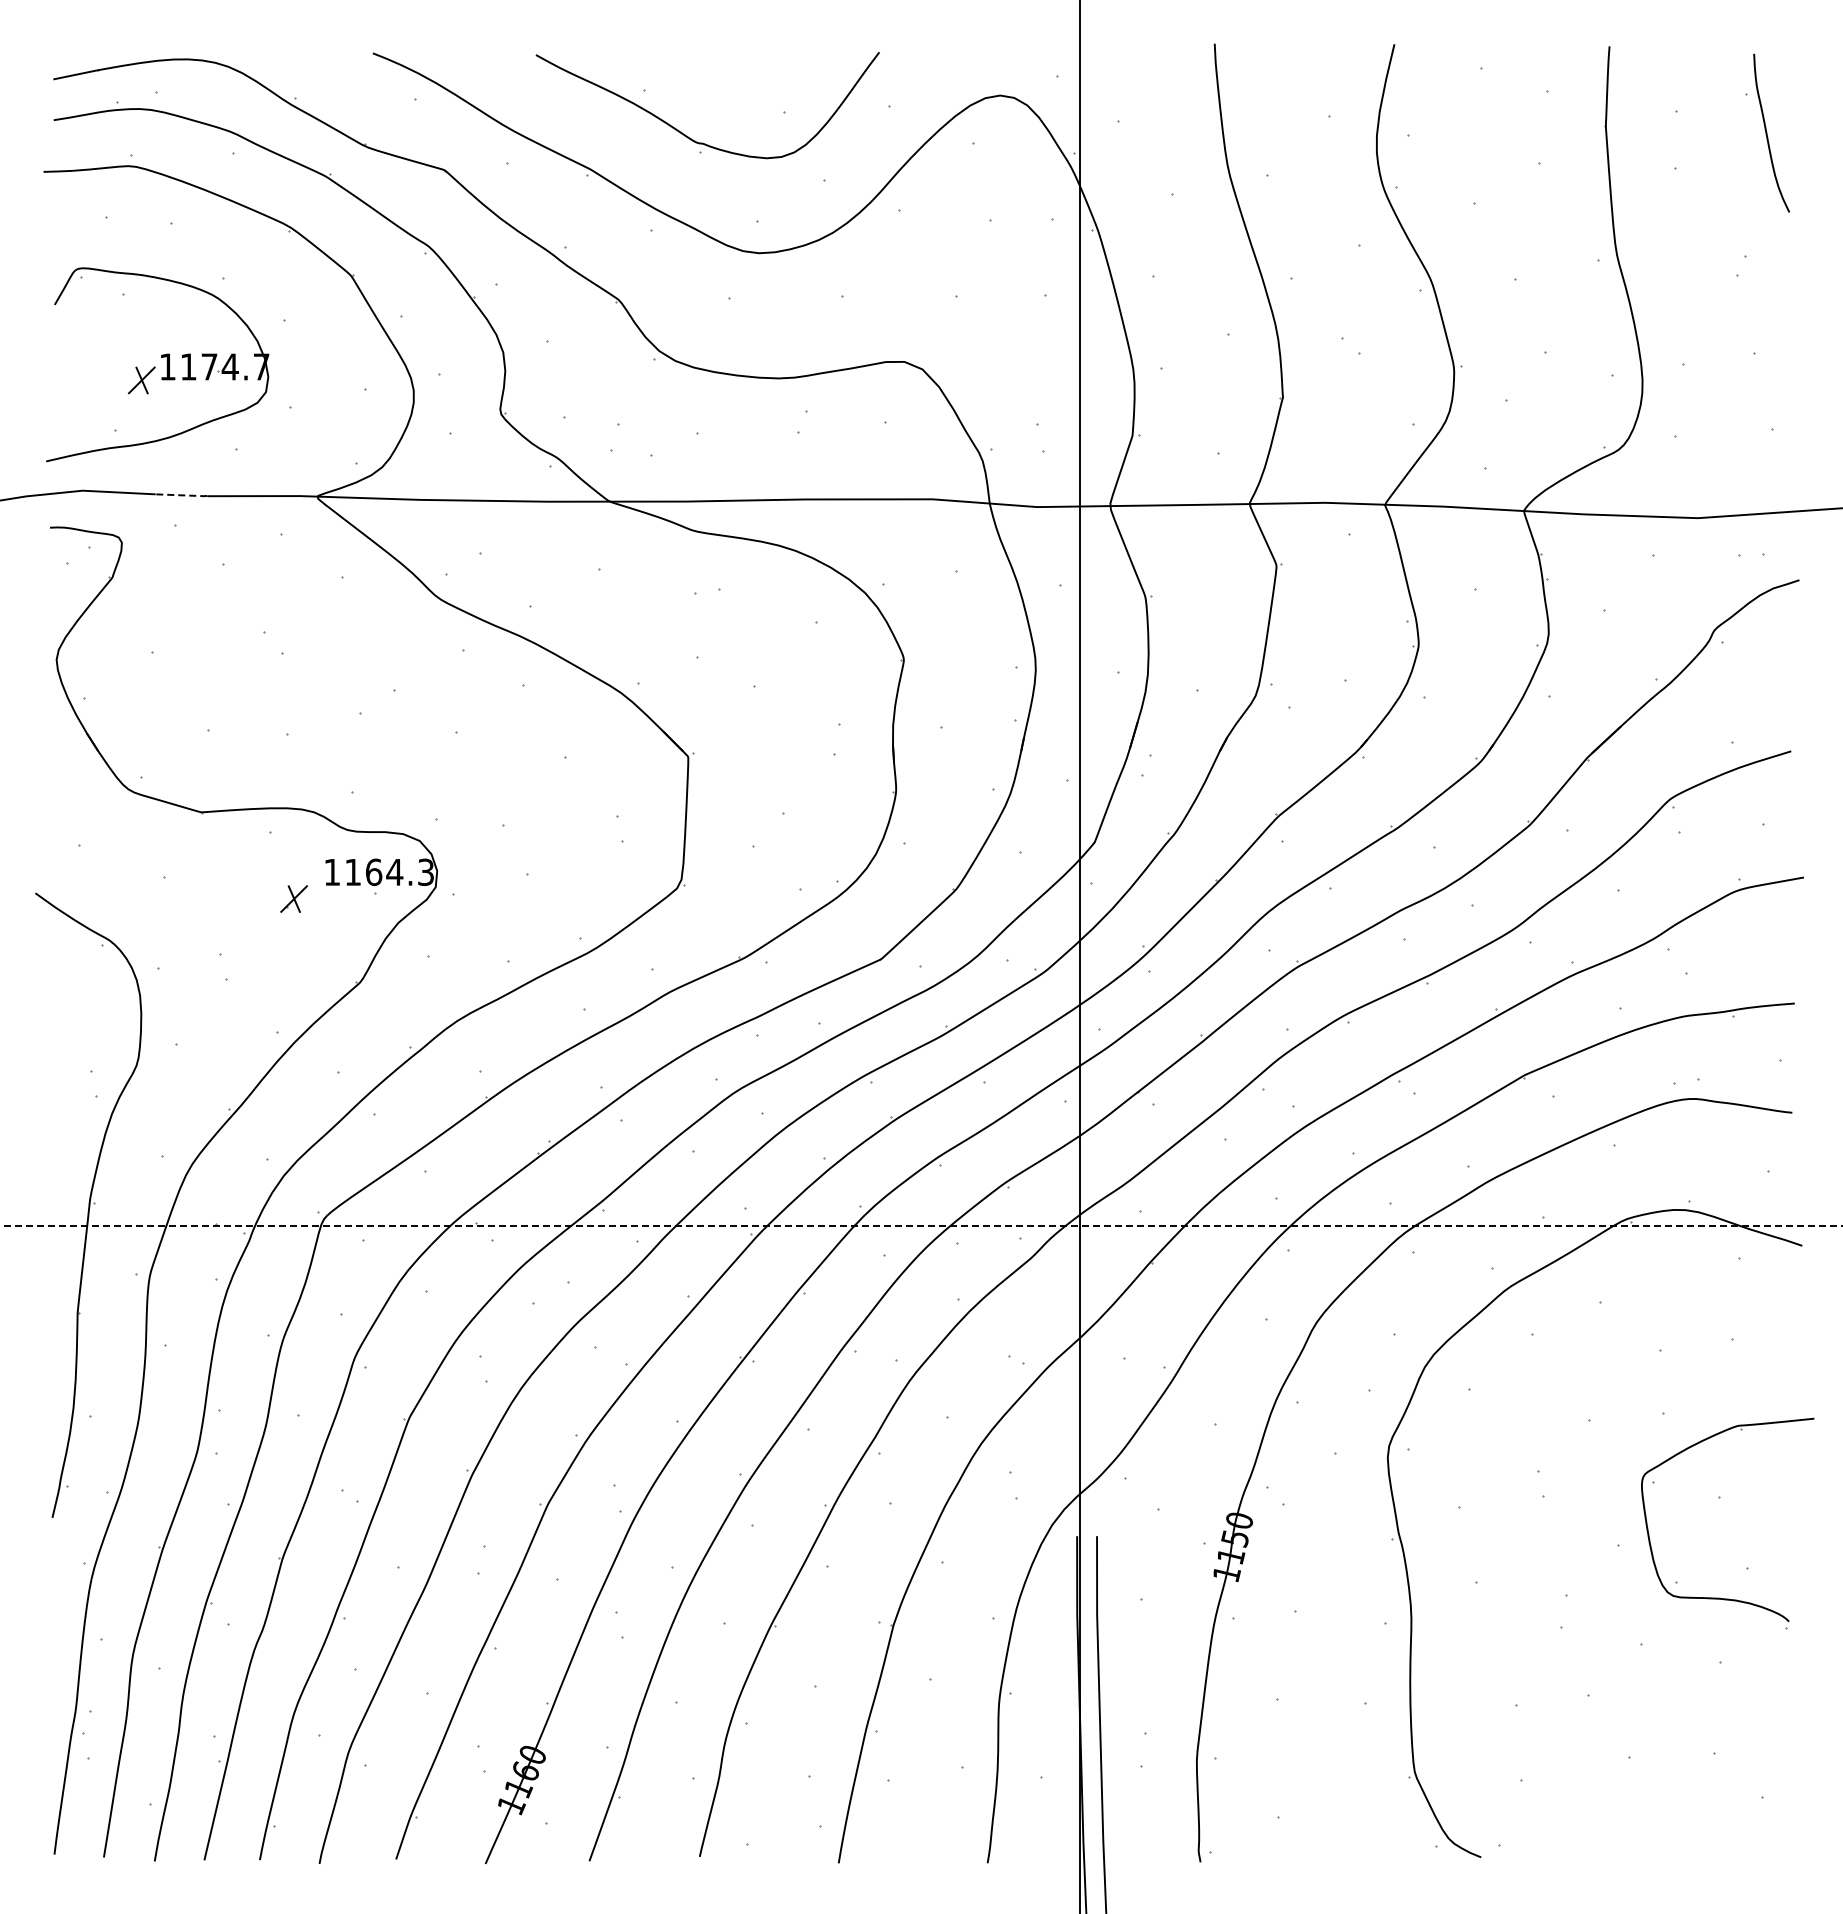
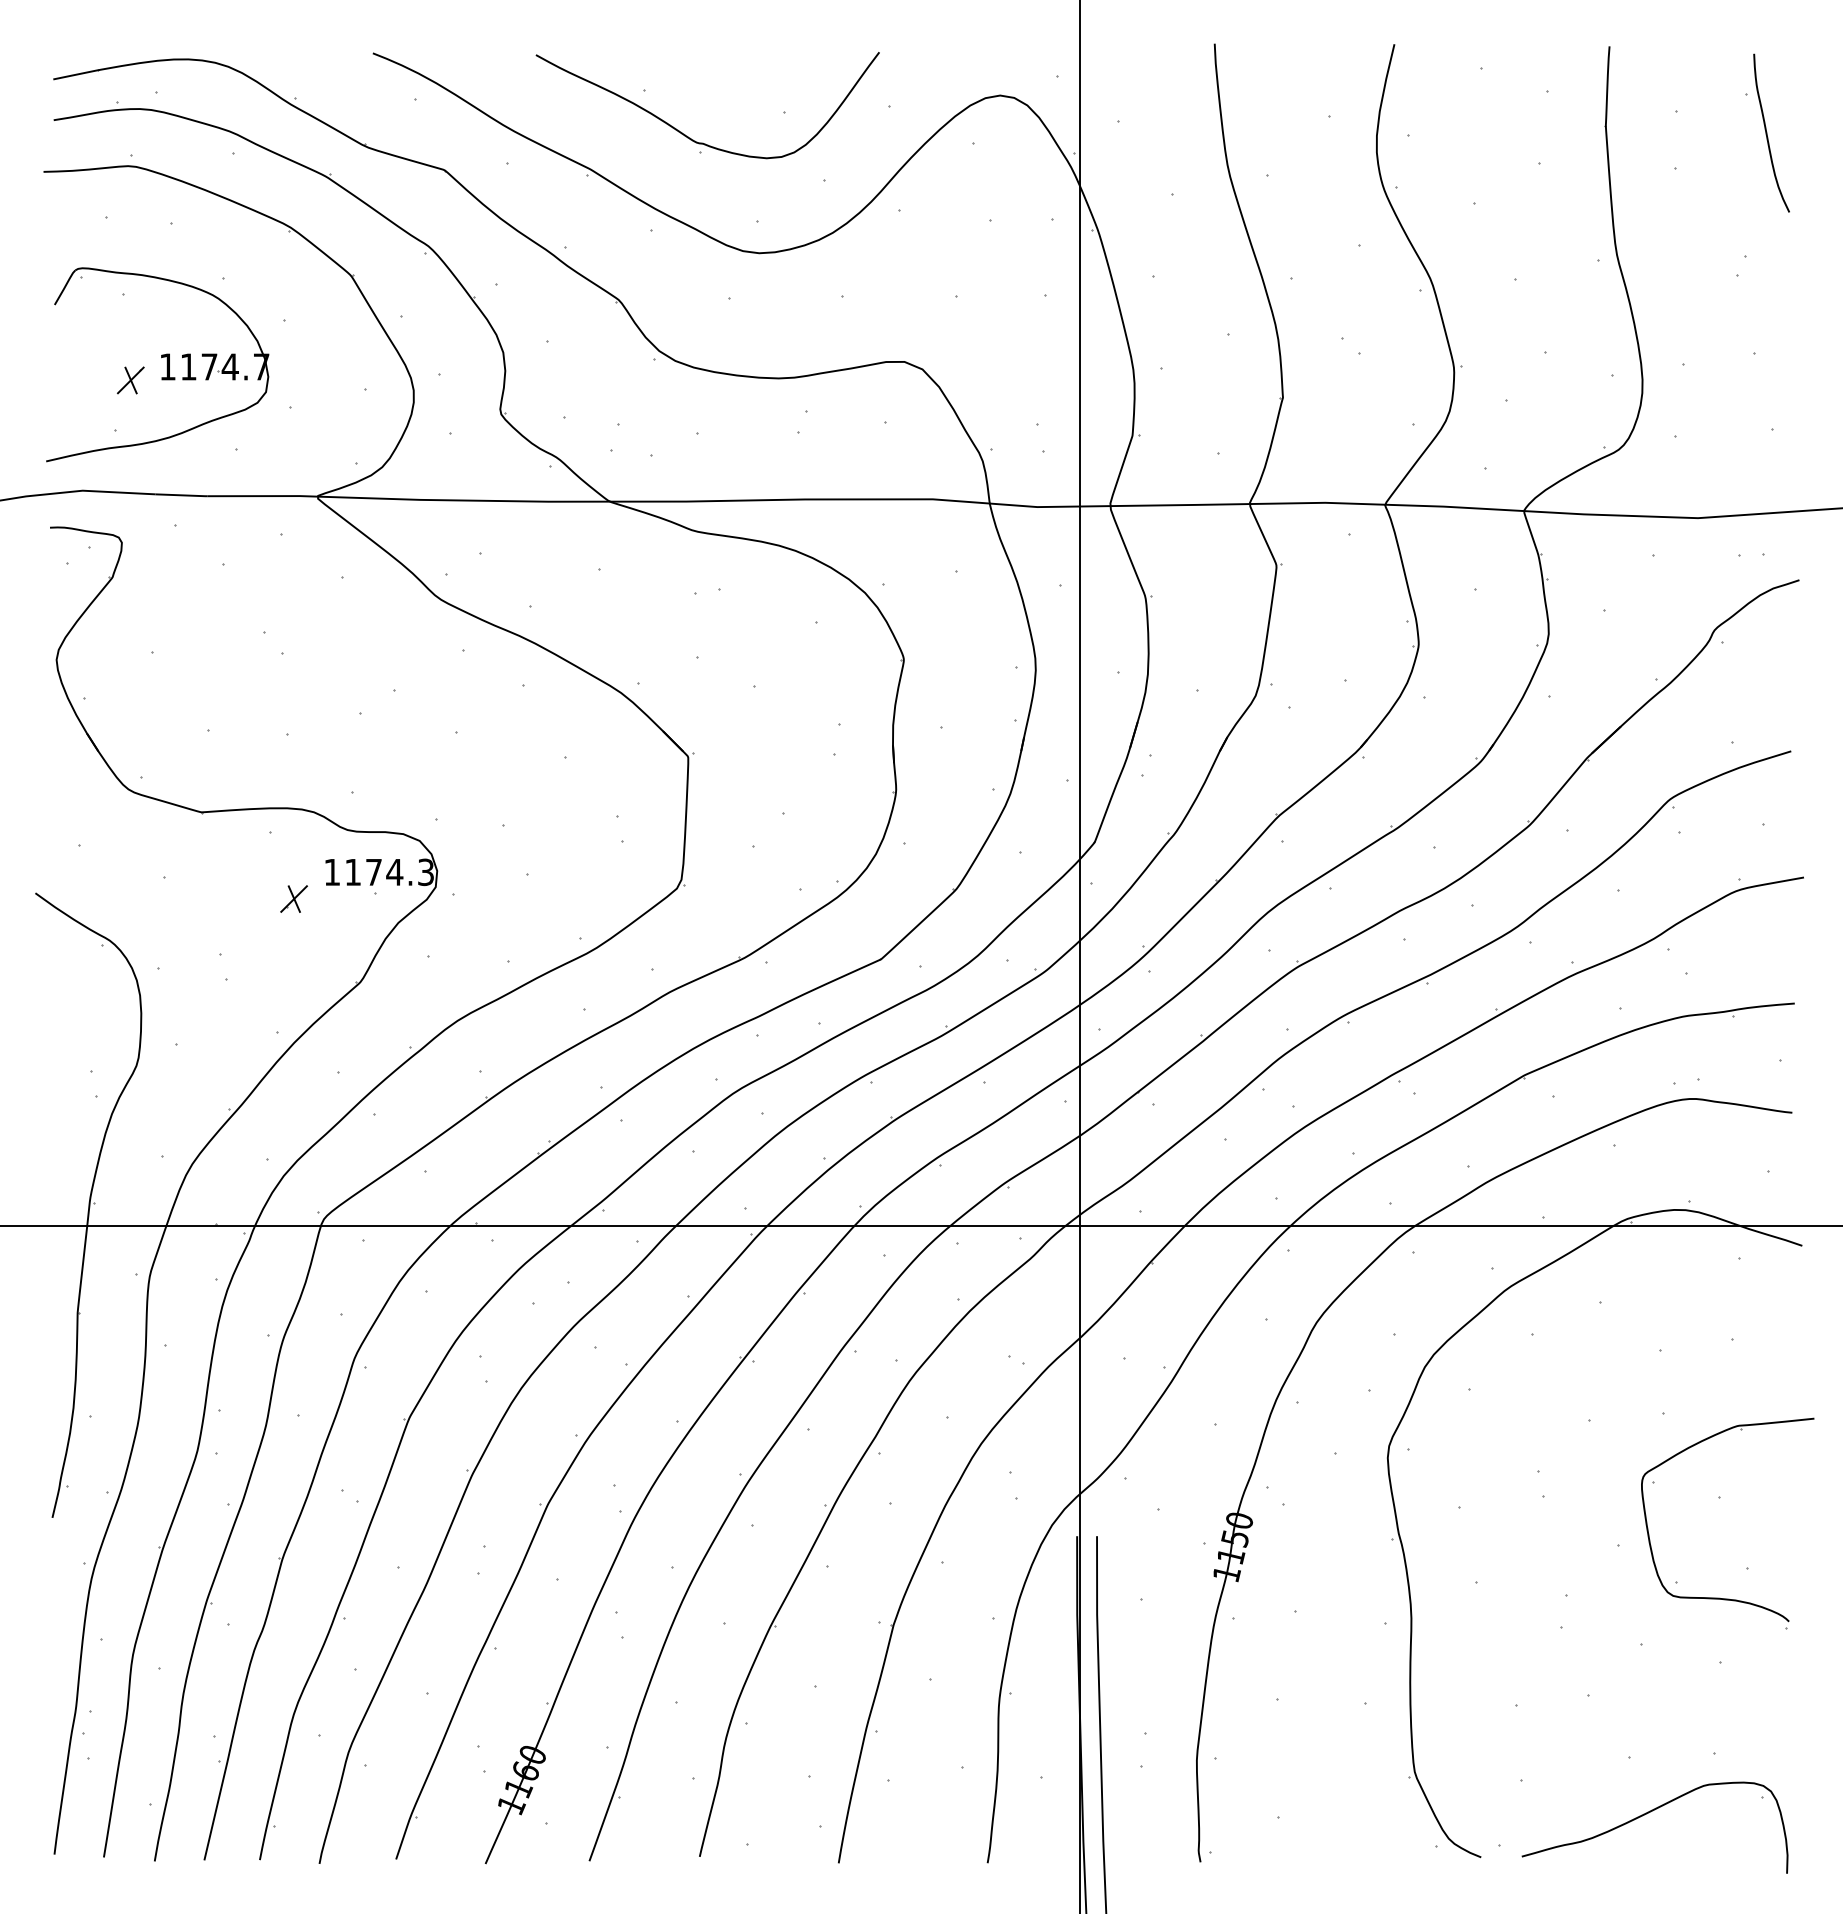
part position: (141, 380) -> (130, 380) (130, 380)
line: dashed -> solid (181, 495)
text: 1164.3 -> 1174.3 (374, 872)
line: dashed -> solid (921, 1226)
curve: none -> present (1648, 1813)
